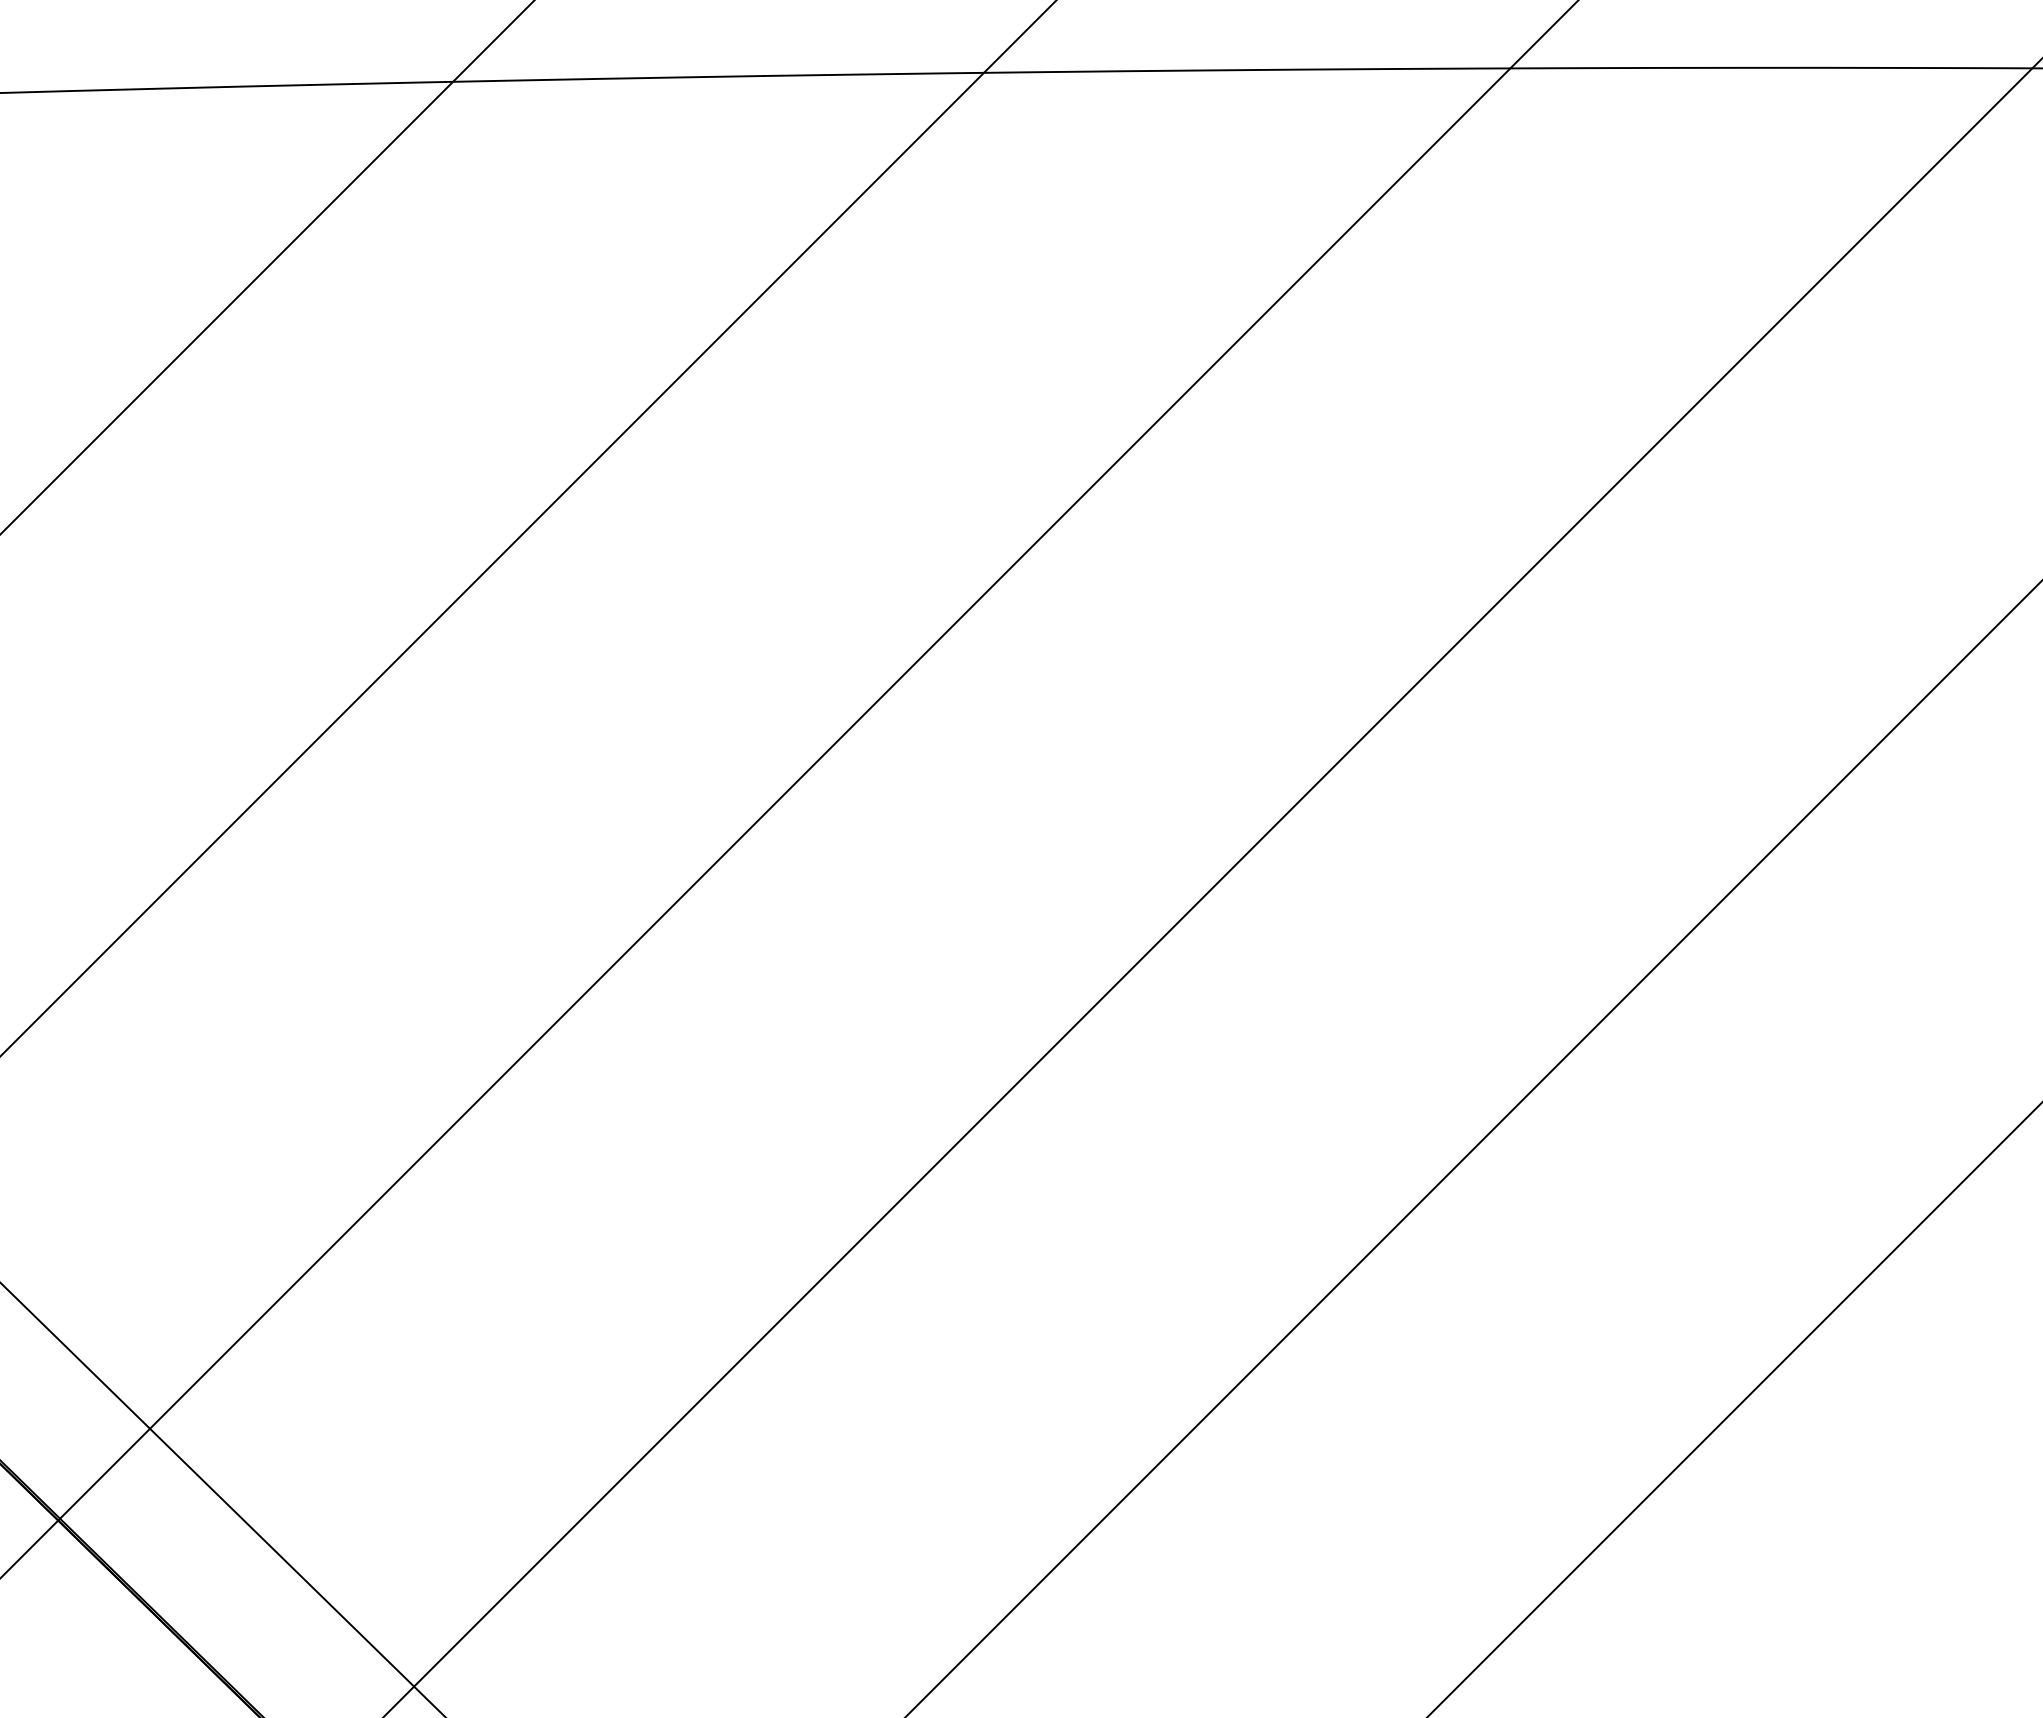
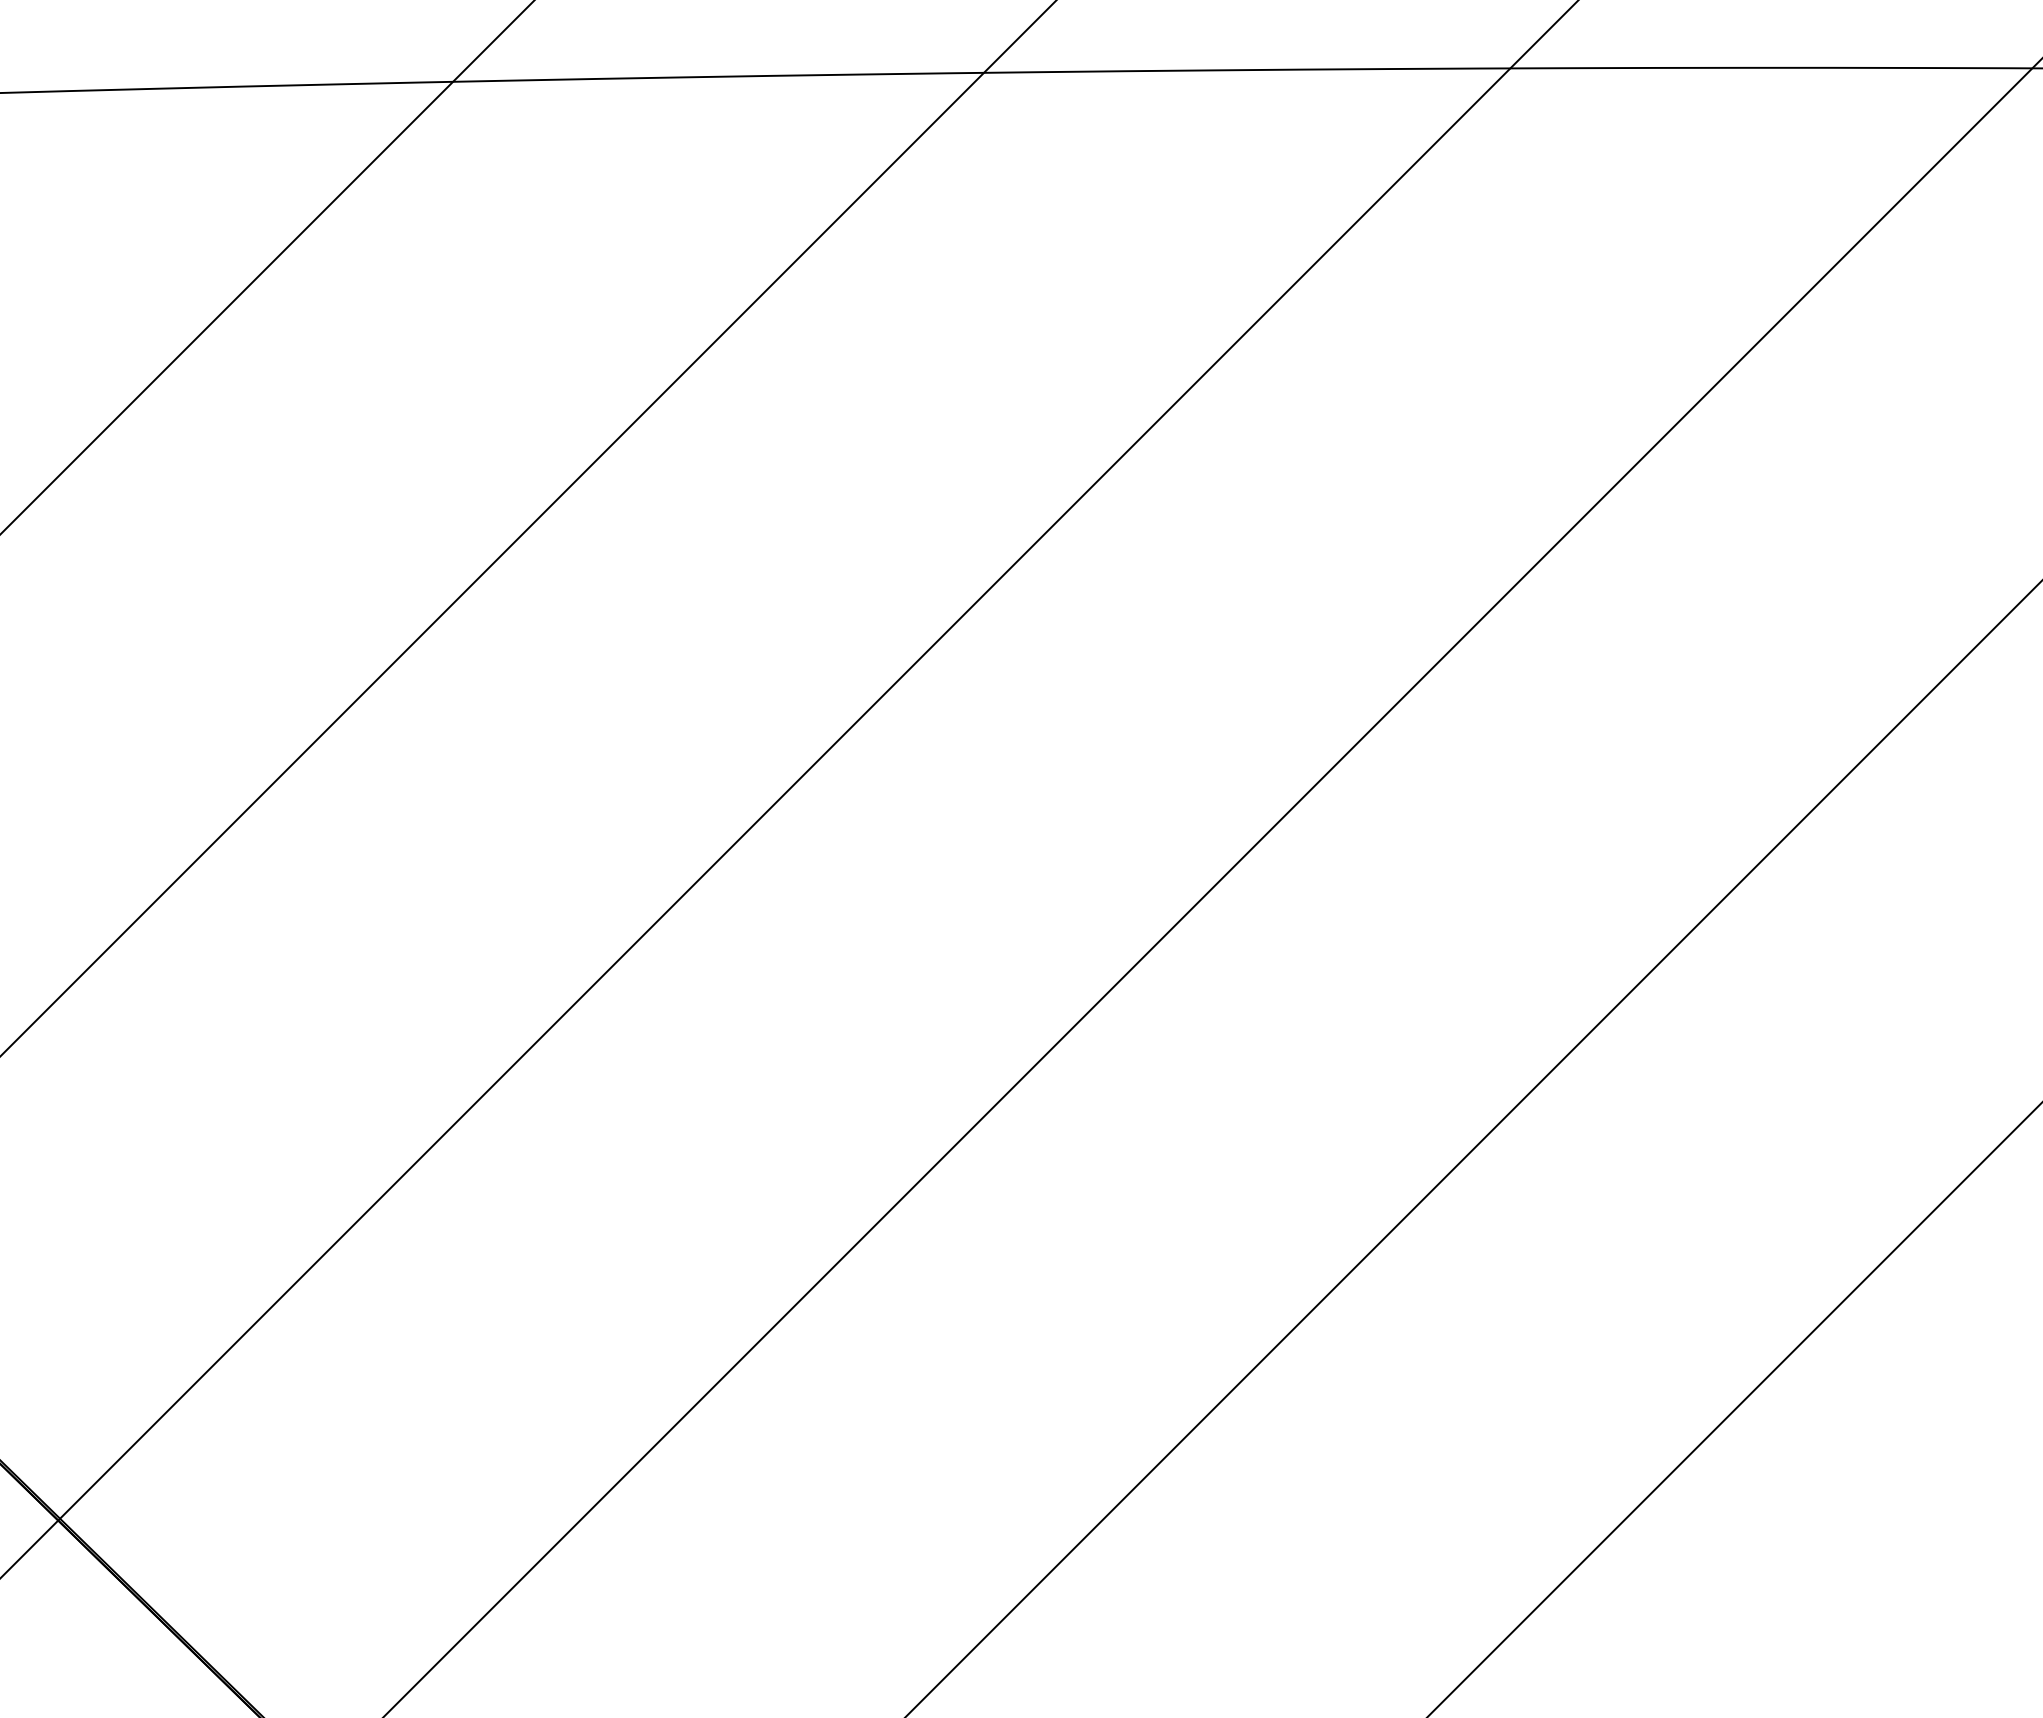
line: present -> none (222, 1499)
